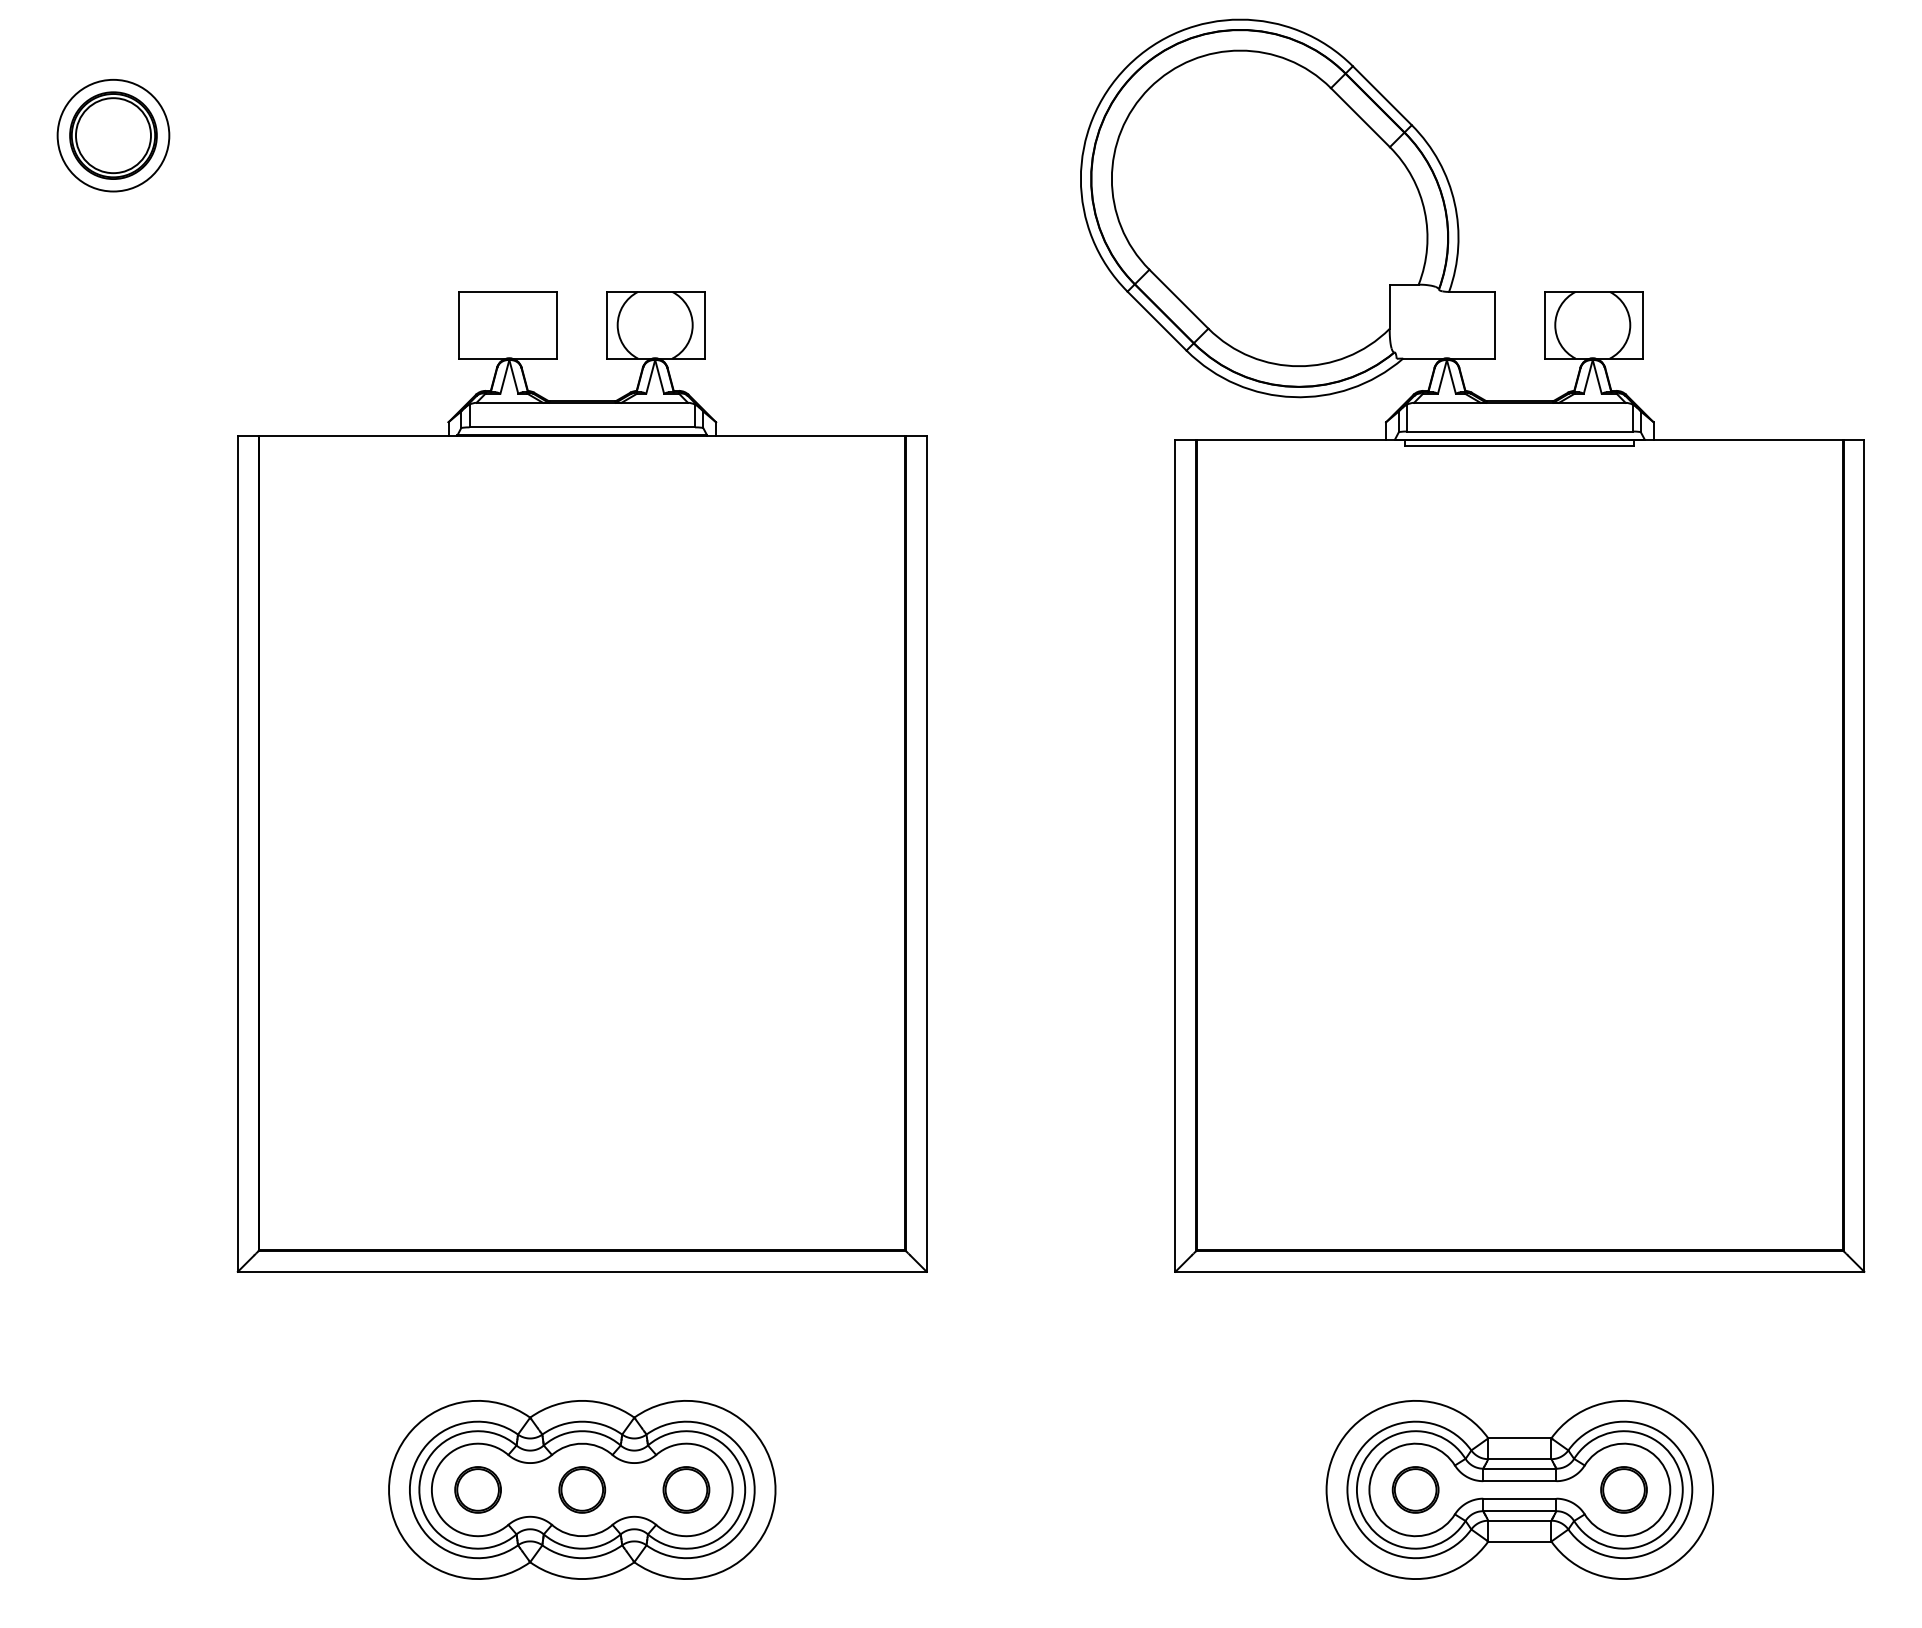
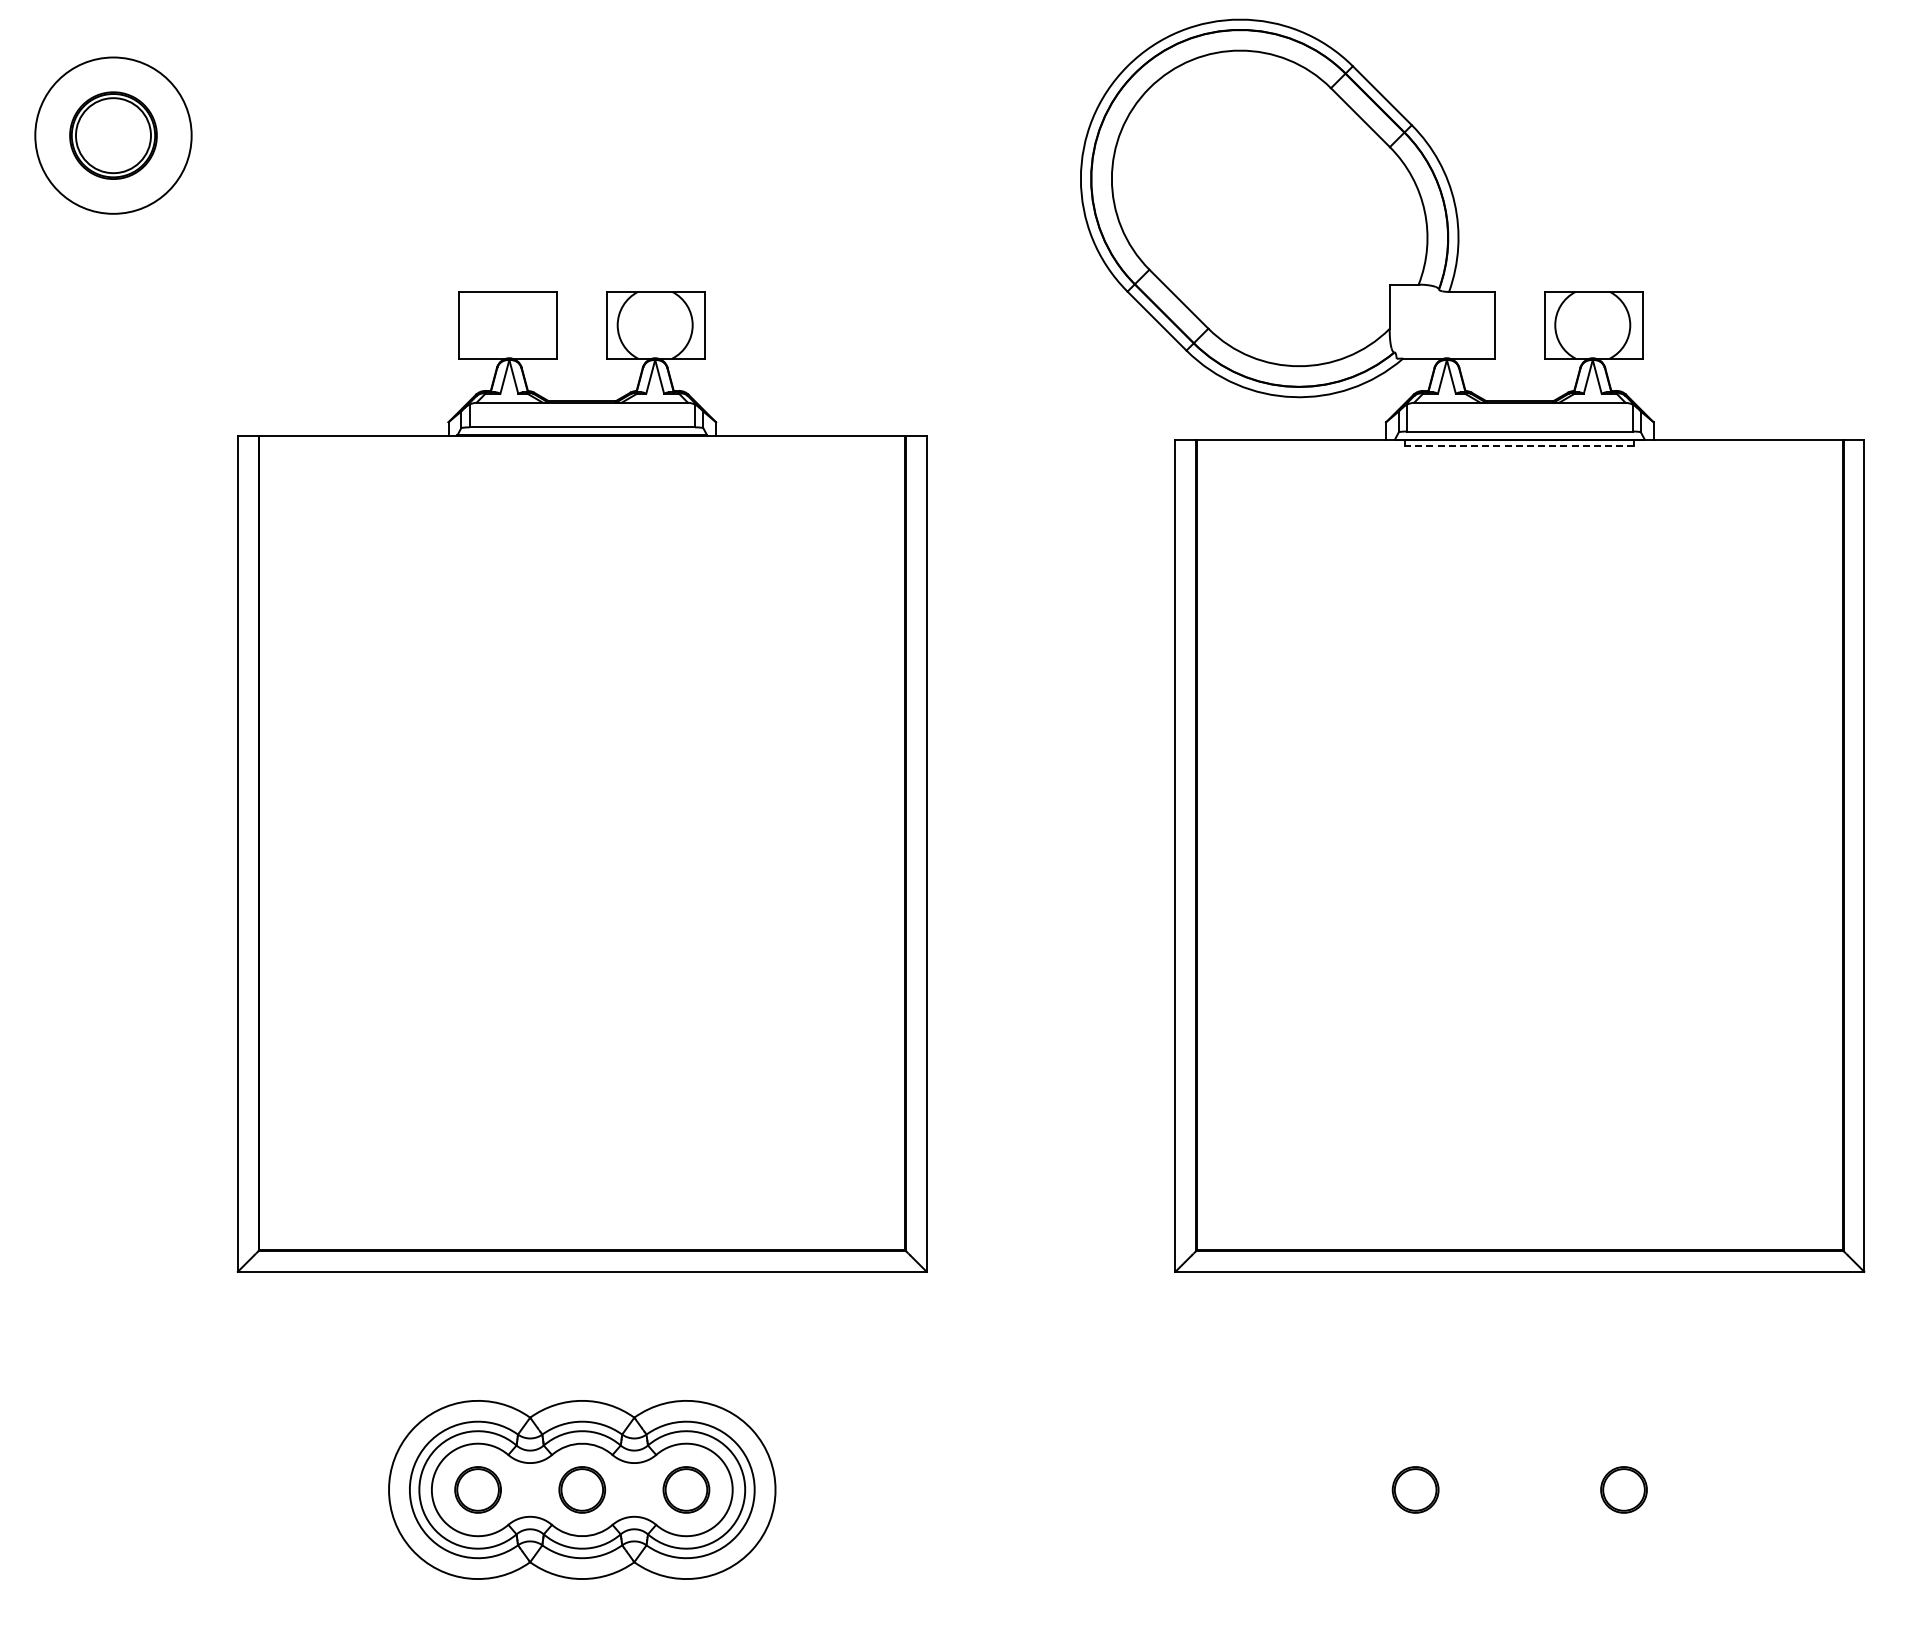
circle diameter: 112 px -> 156 px (113, 135)
line: solid -> dashed (1519, 446)
part: present -> none (1519, 1489)
